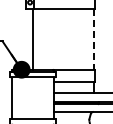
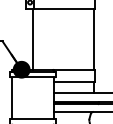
line: dashed -> solid (94, 39)
